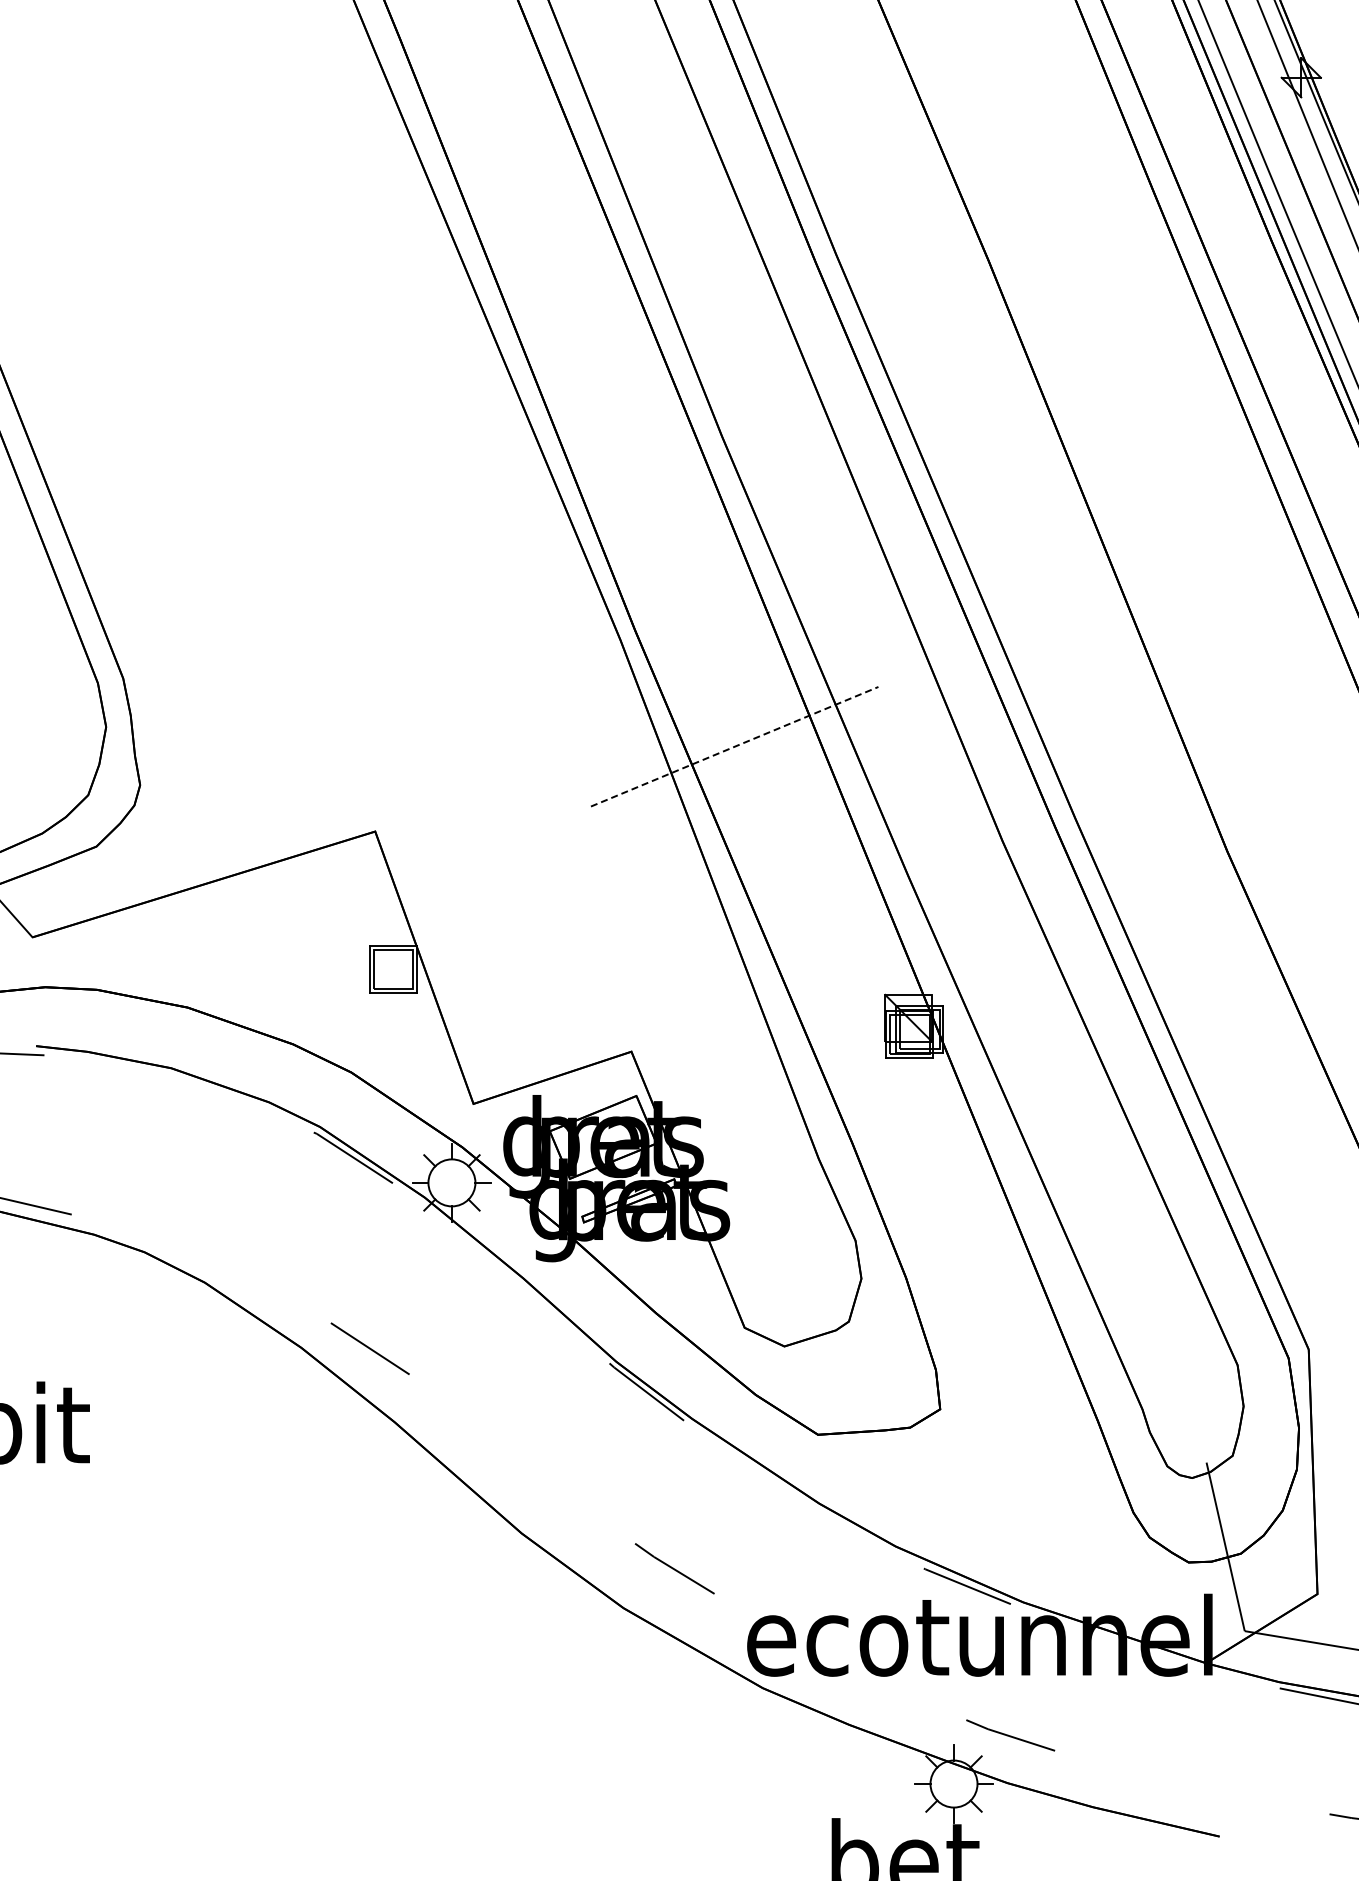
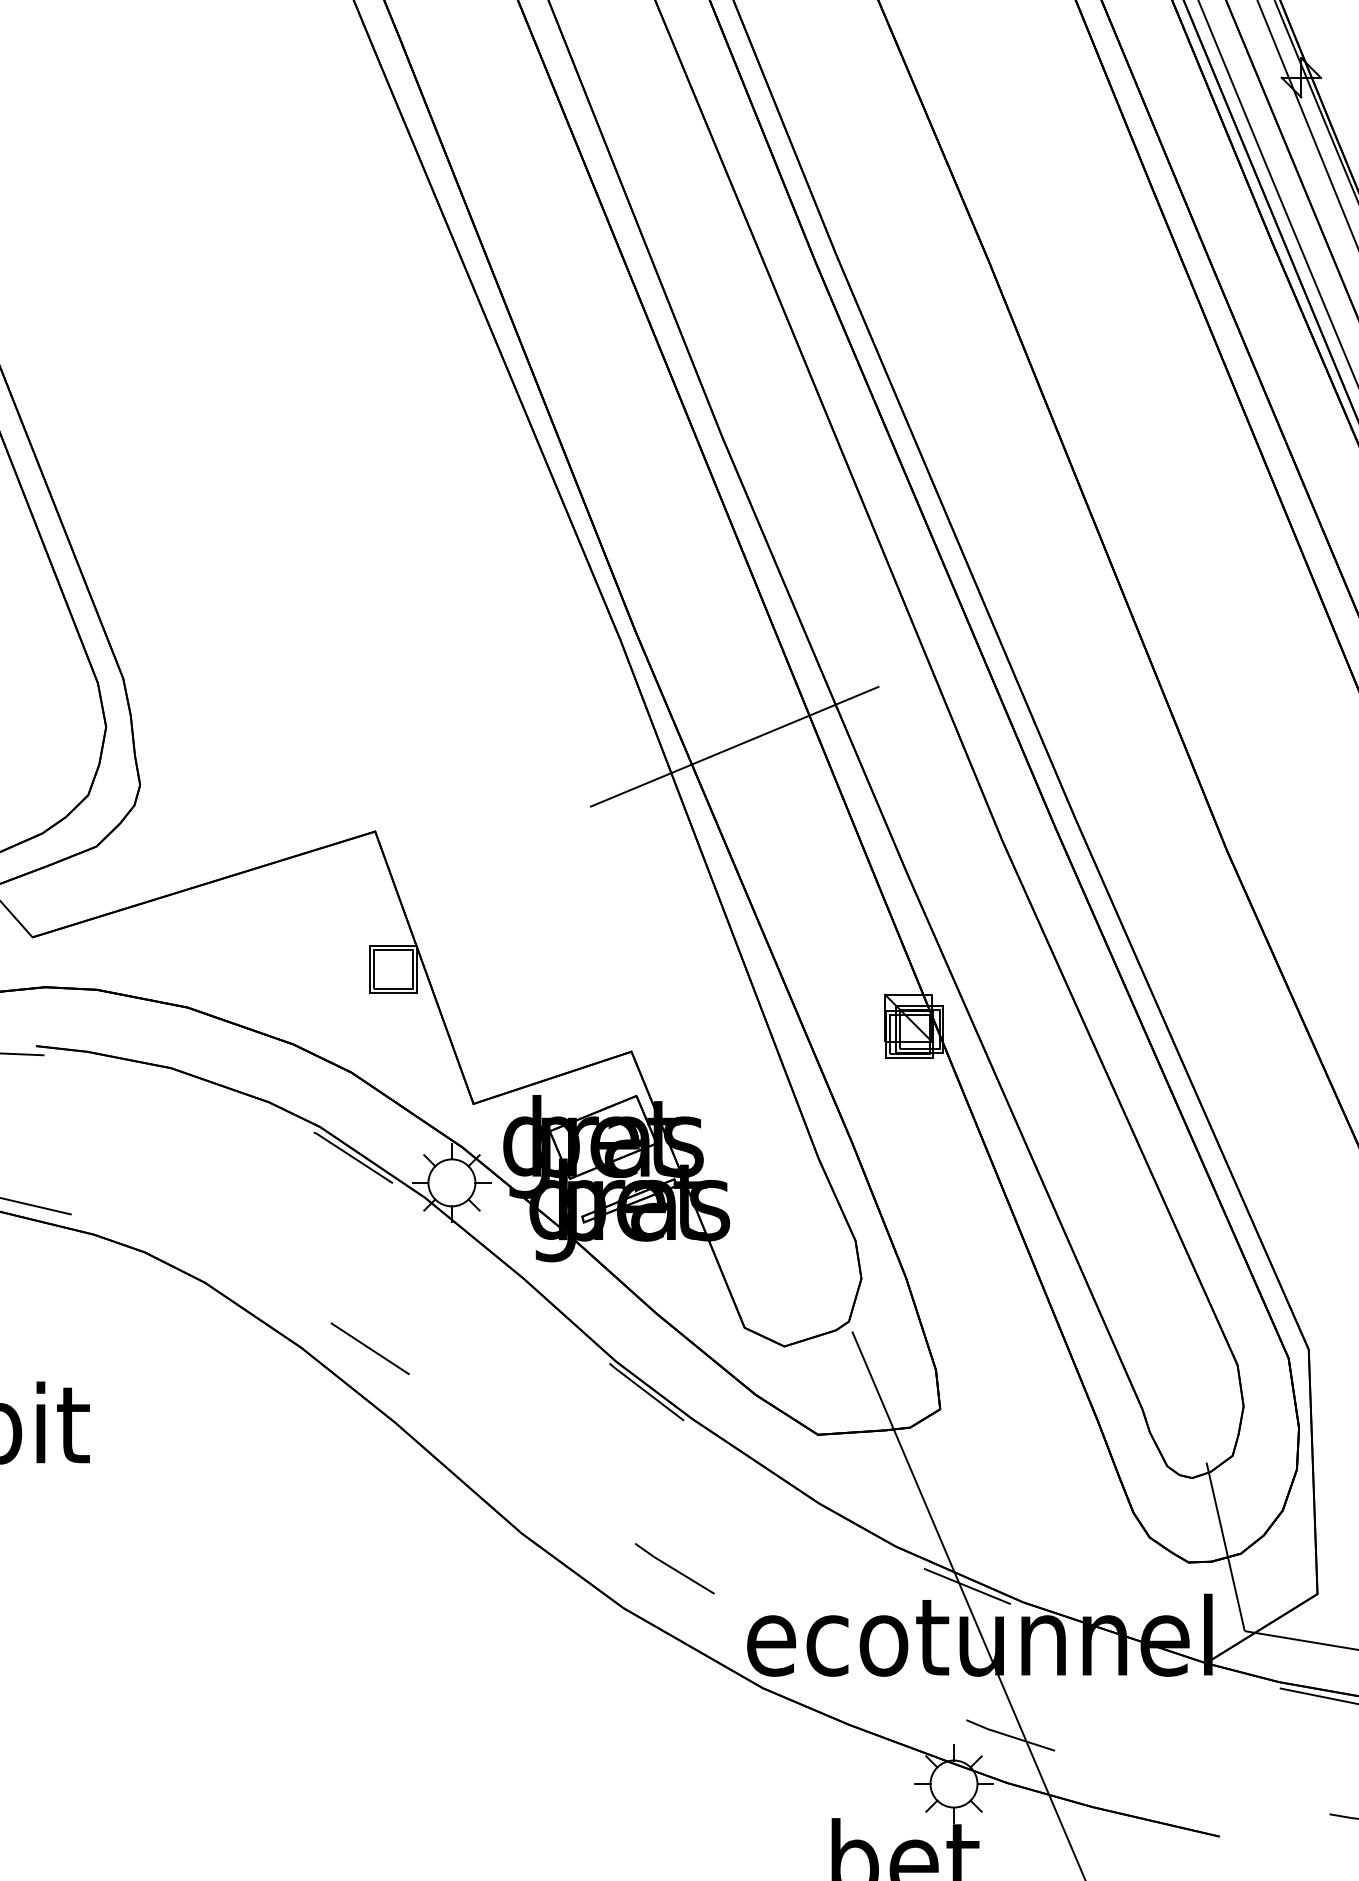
line: dashed -> solid (734, 746)
line: none -> present (968, 1604)
